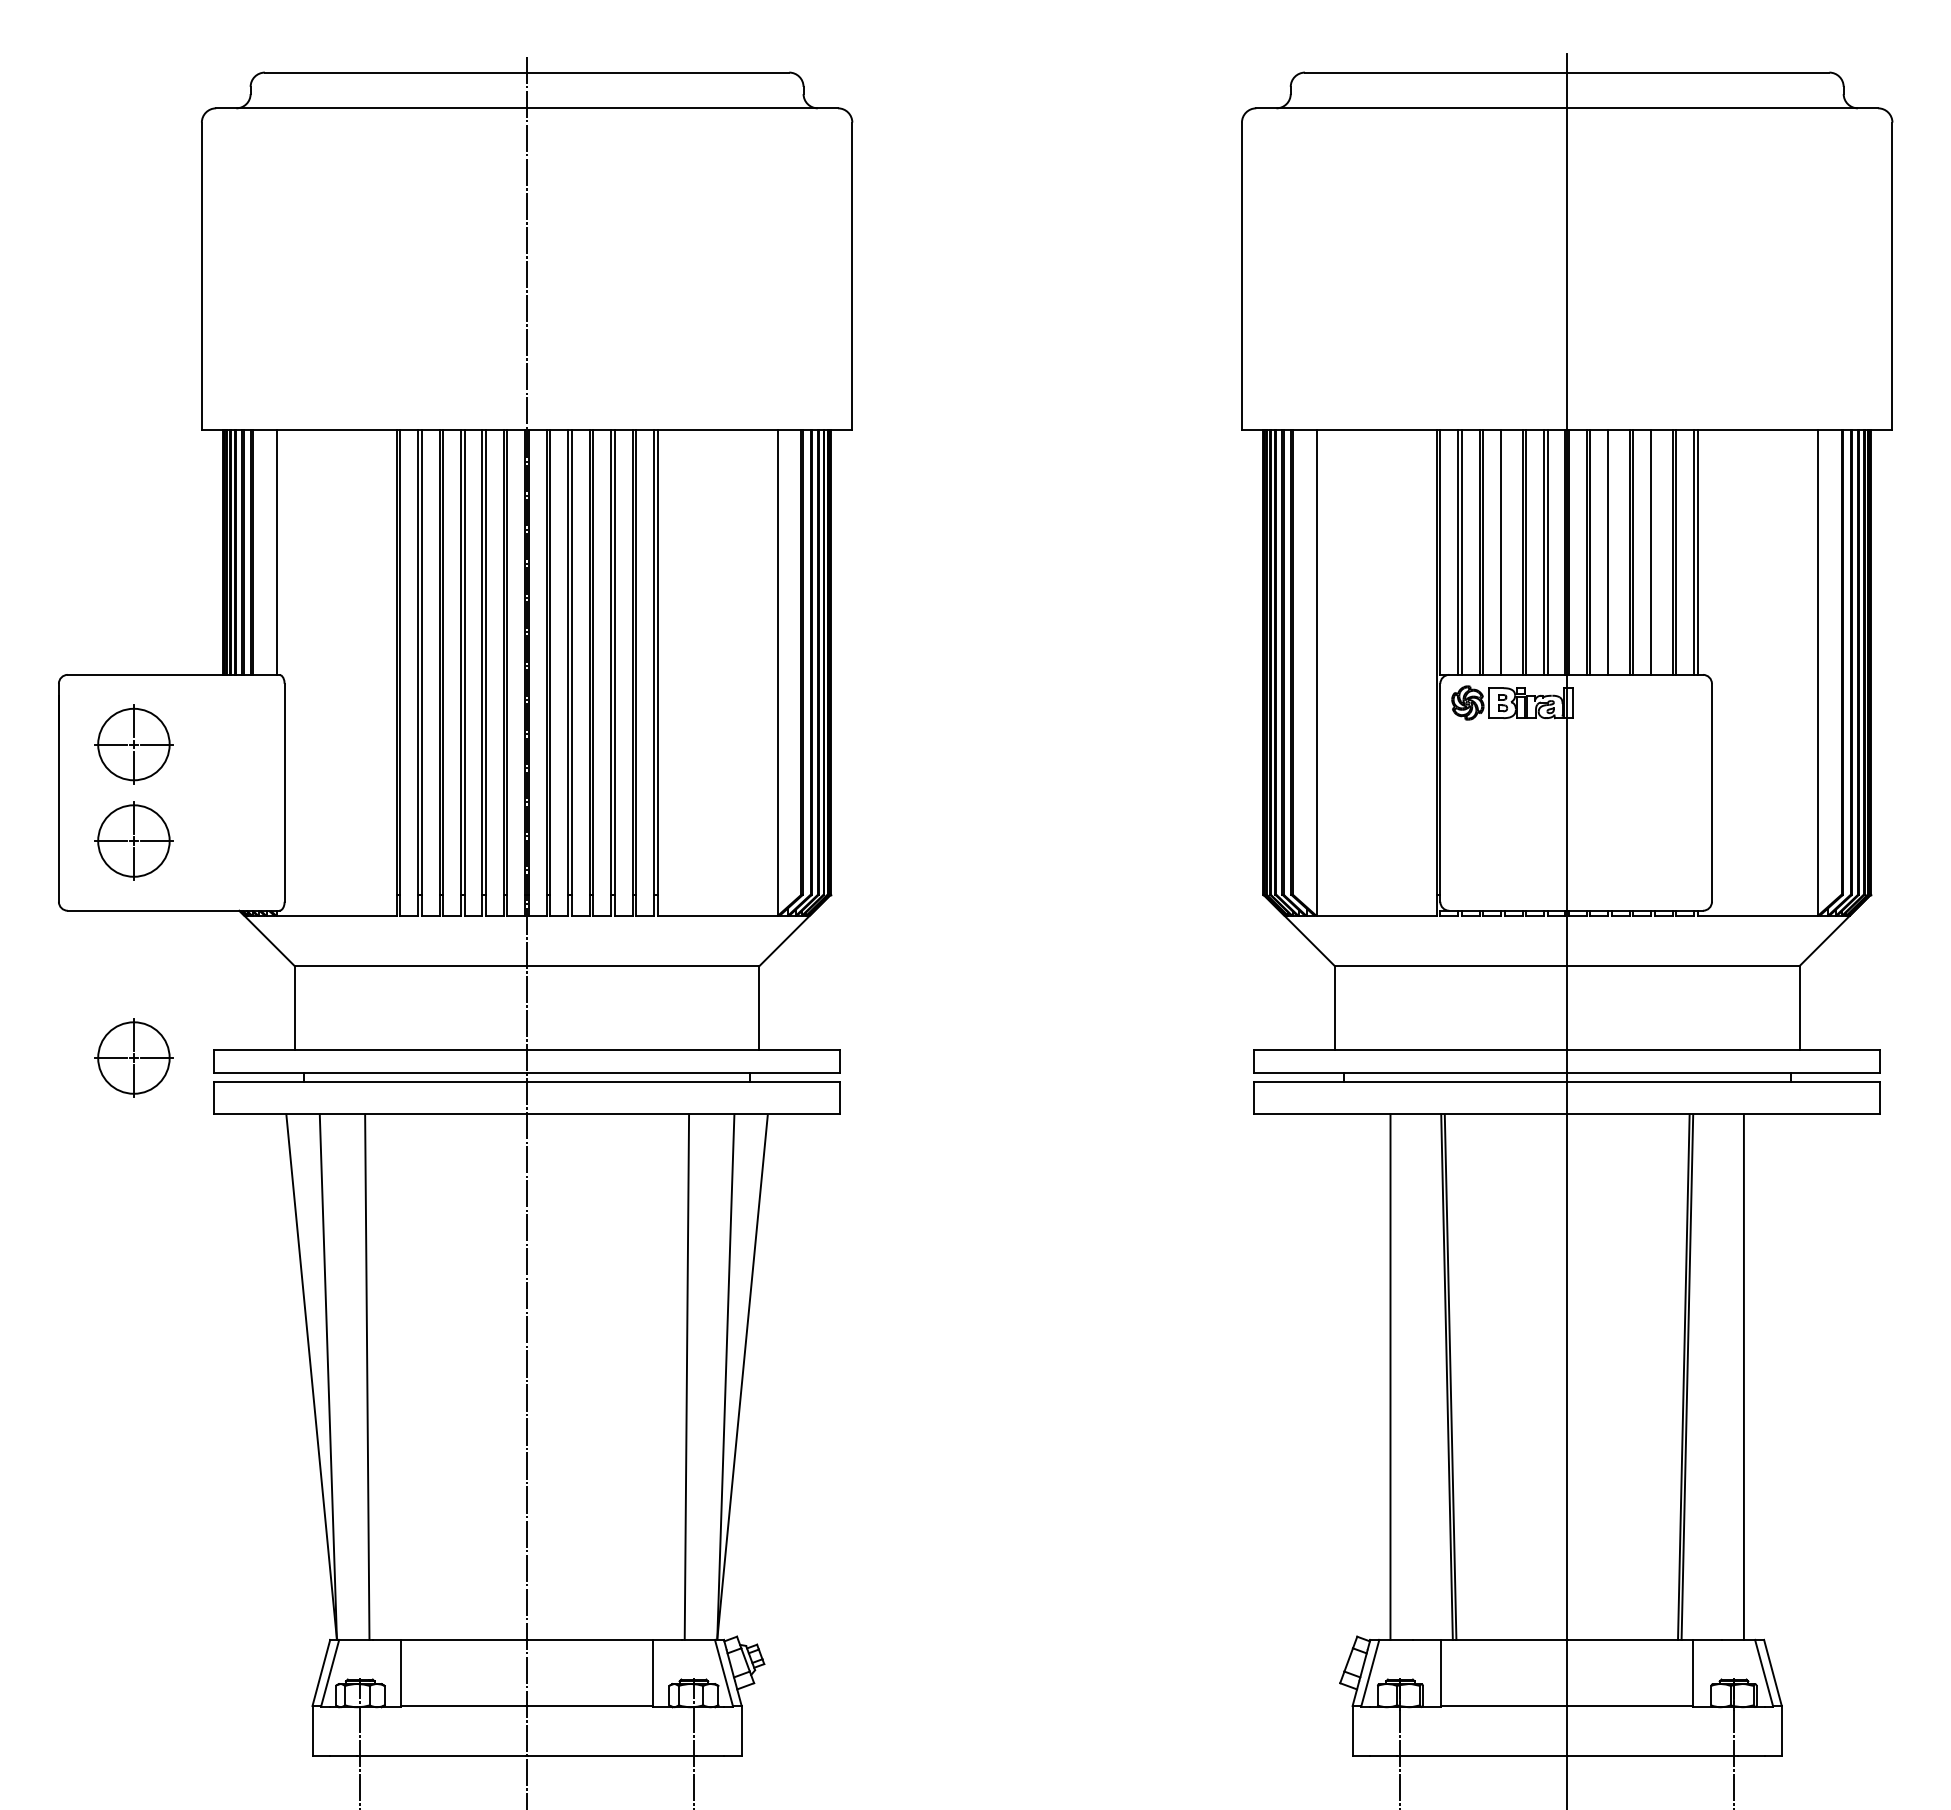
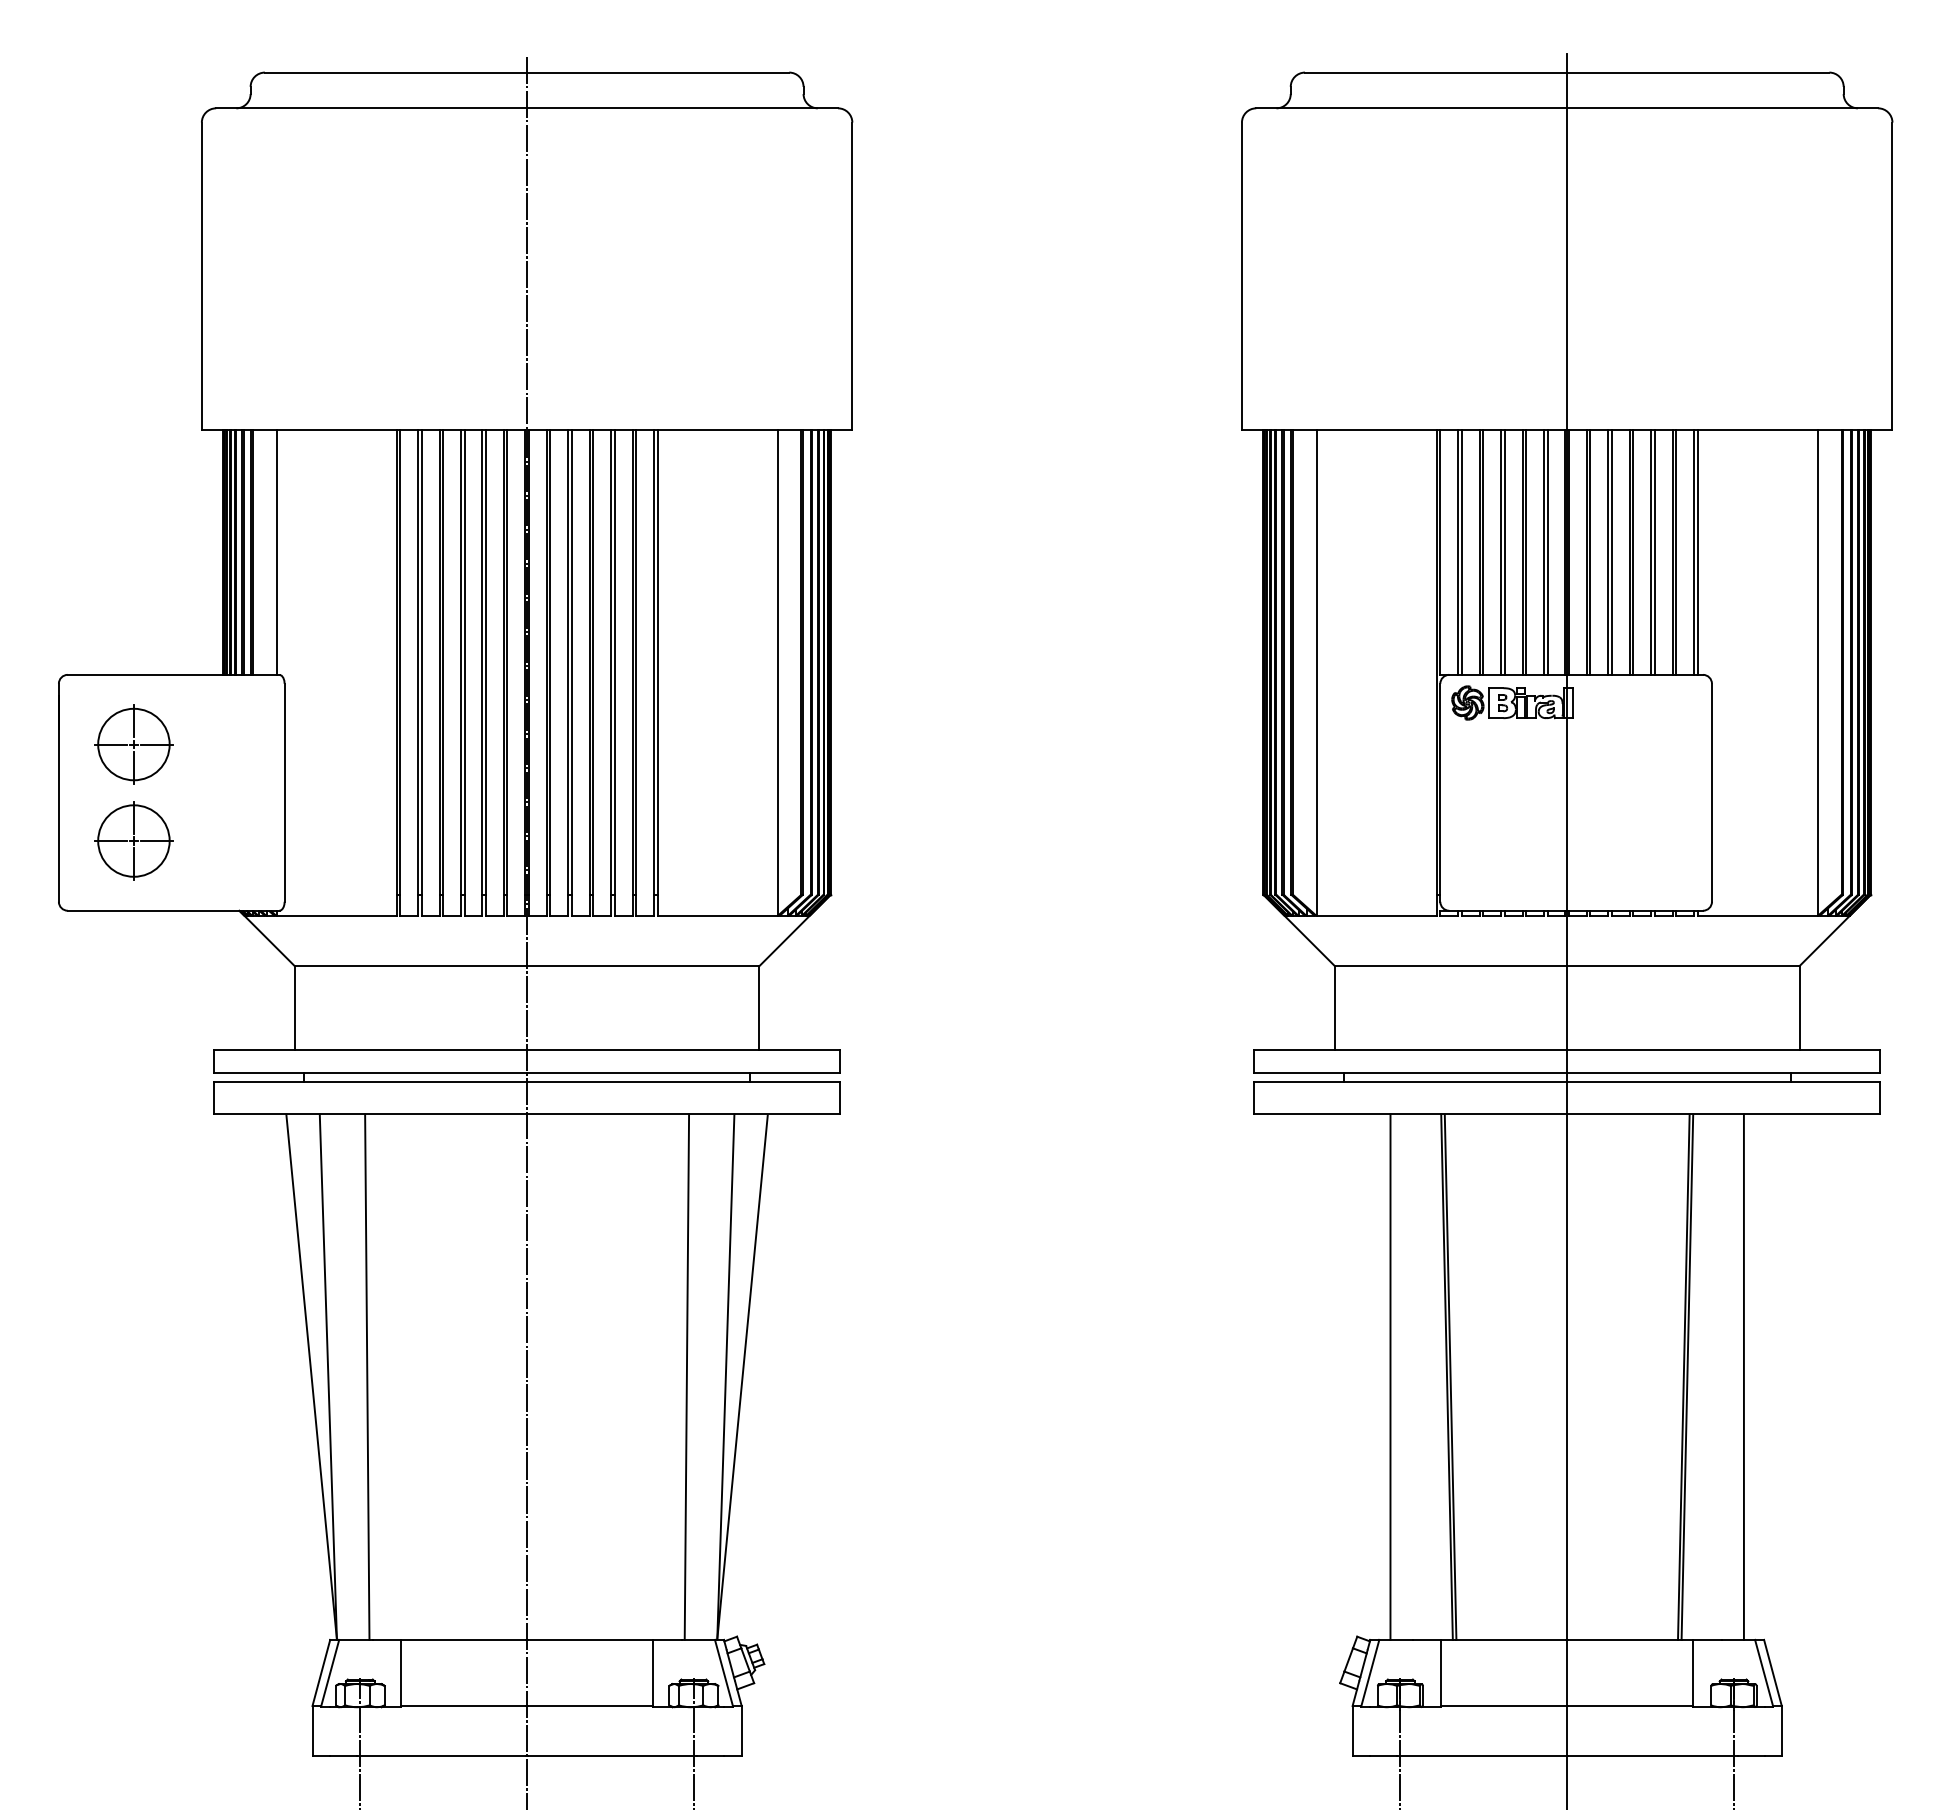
line: none -> present (1504, 552)
line: none -> present (1611, 552)
line: none -> present (1654, 552)
part: present -> none (133, 1057)
